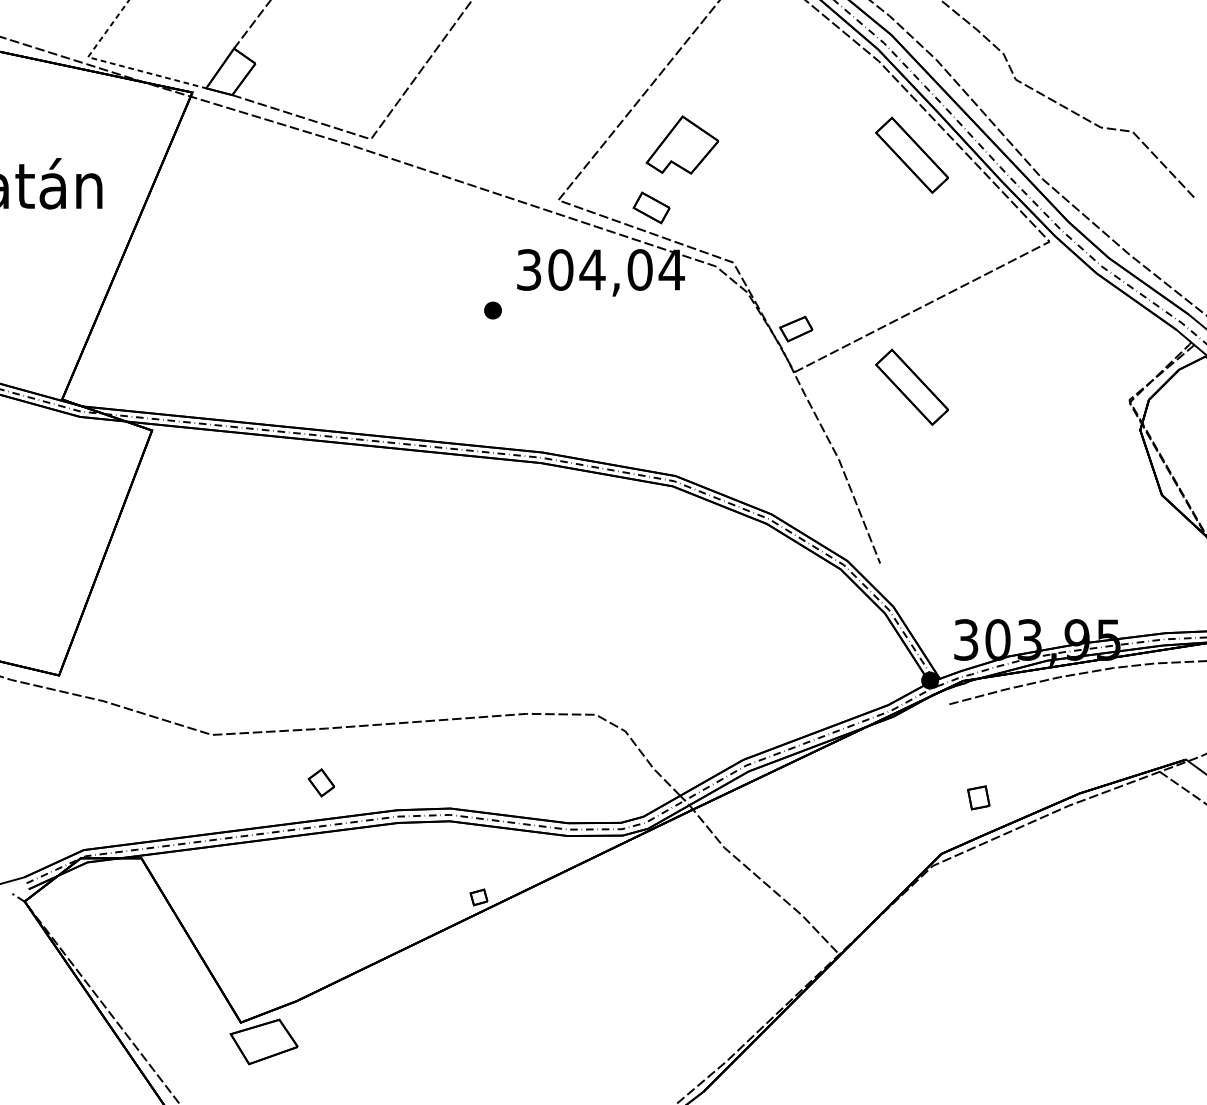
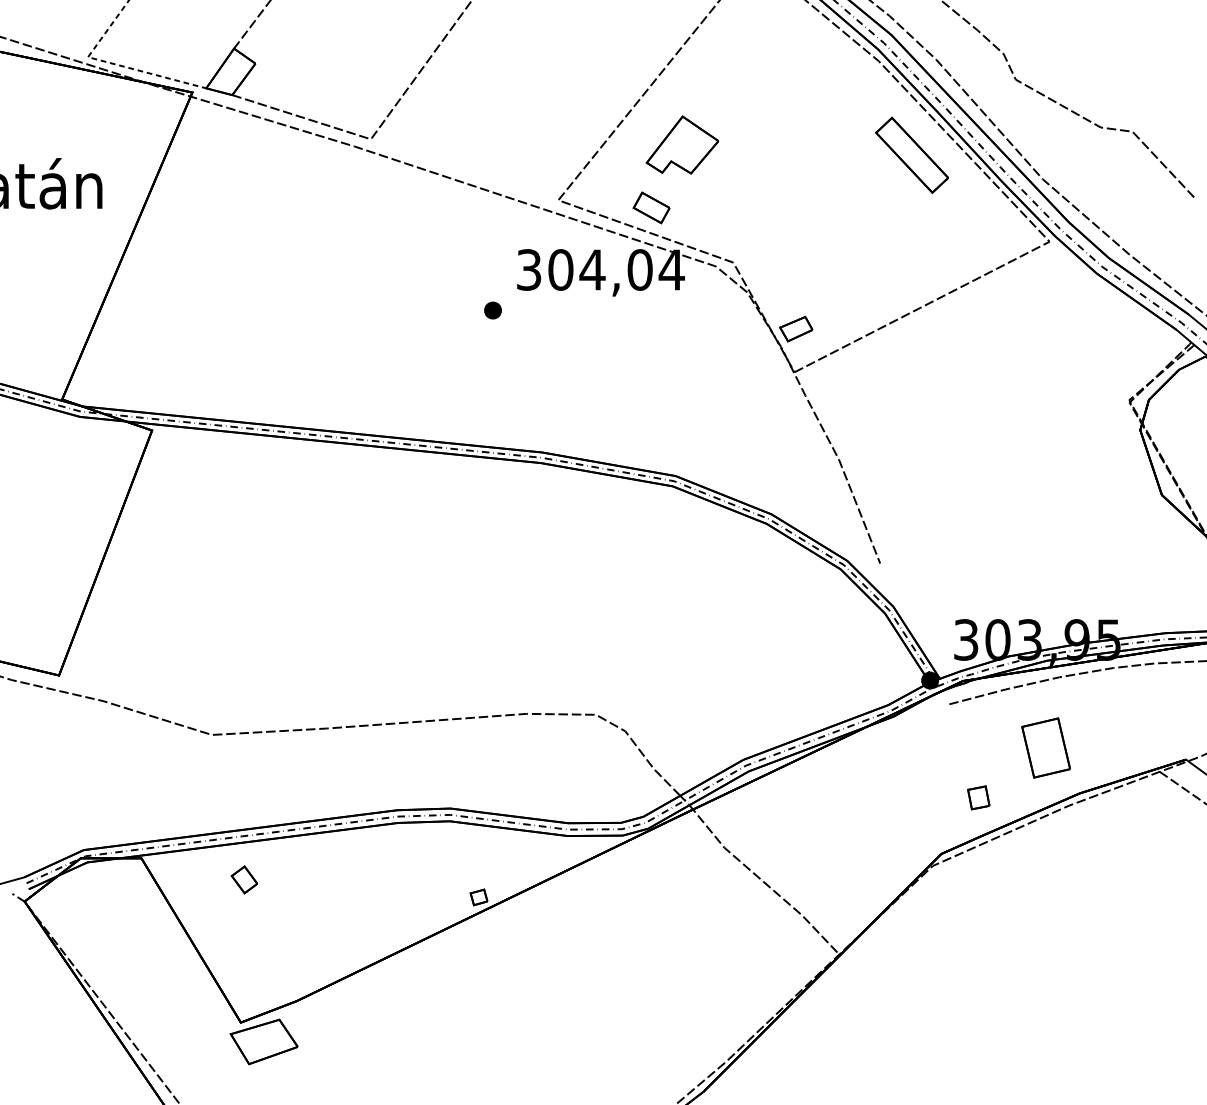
part: present -> none (911, 386)
part: none -> present (1045, 747)
part position: (320, 782) -> (243, 879) (243, 879)
